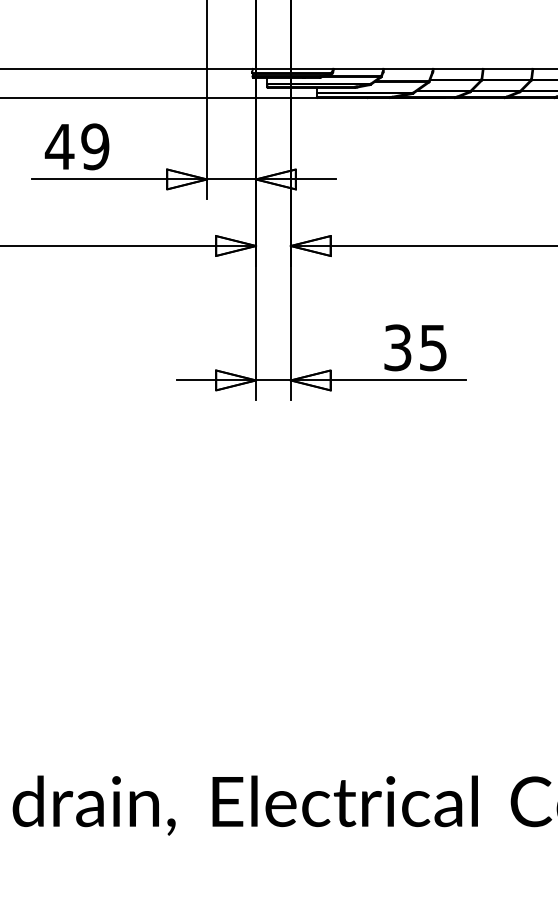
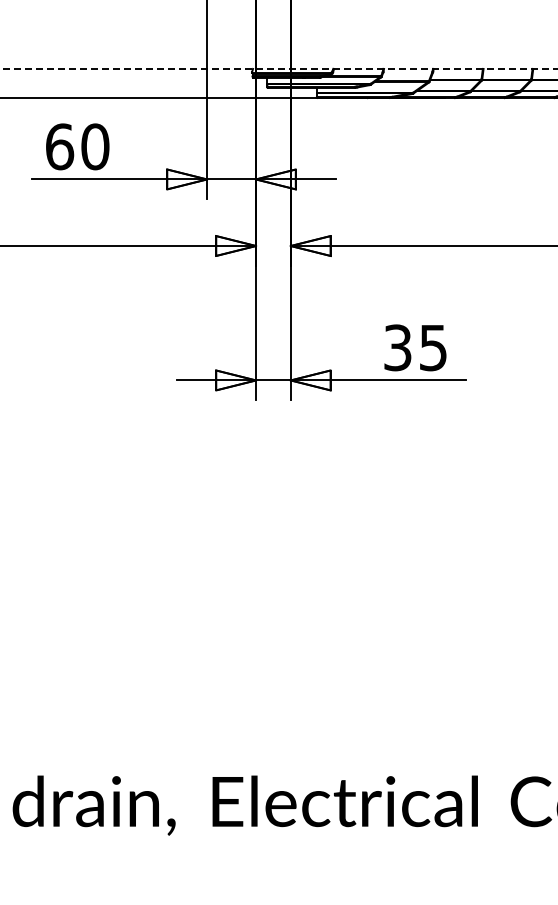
line: solid -> dashed (278, 68)
text: 49 -> 60 (76, 146)
